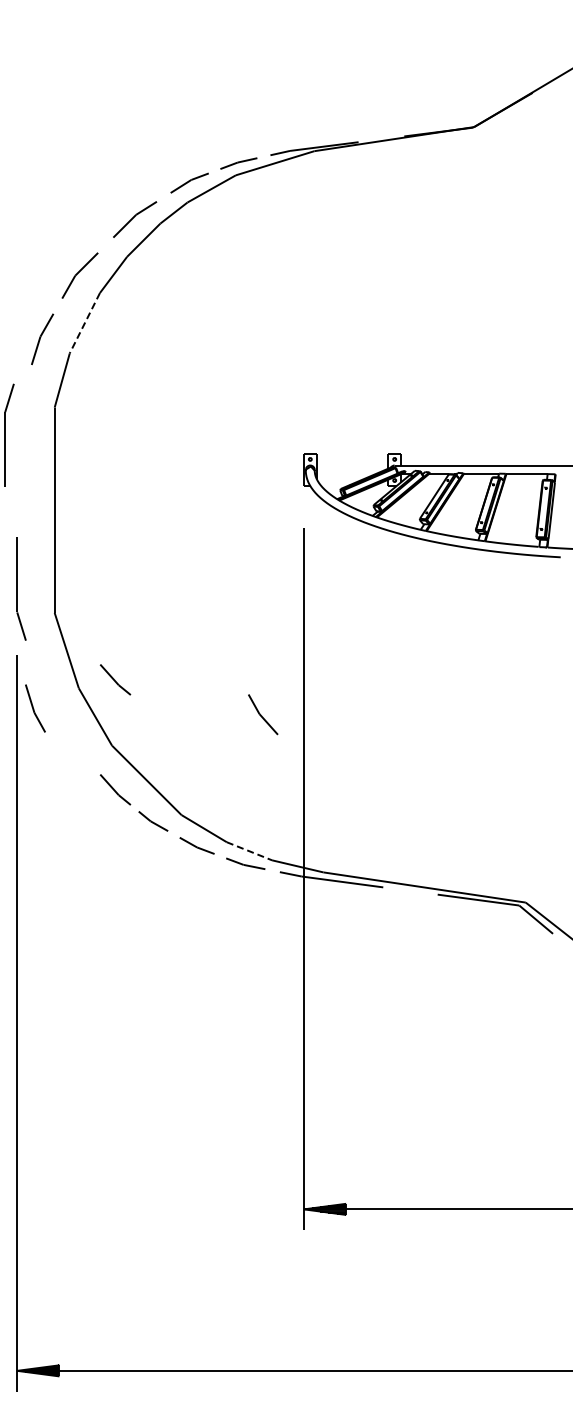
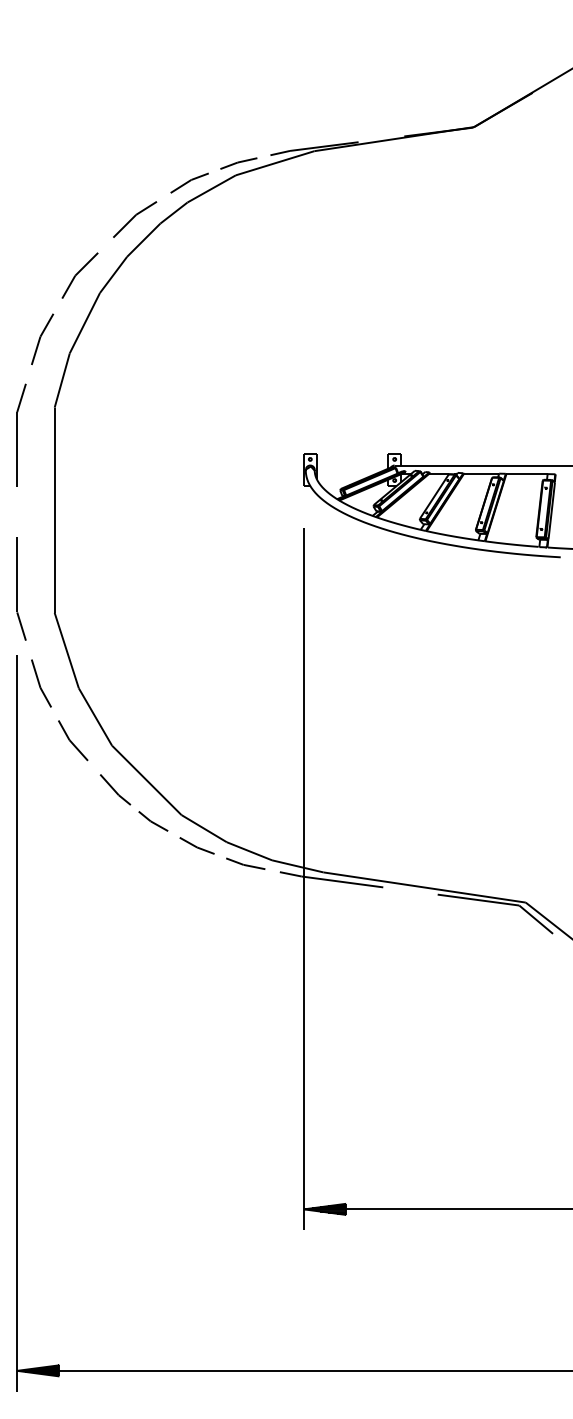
line: dashed -> solid (84, 323)
part position: (9, 434) -> (21, 434) (21, 434)
part: present -> none (115, 679)
part position: (35, 708) -> (41, 683) (41, 683)
part position: (263, 714) -> (73, 740) (73, 740)
line: dashed -> solid (249, 851)
